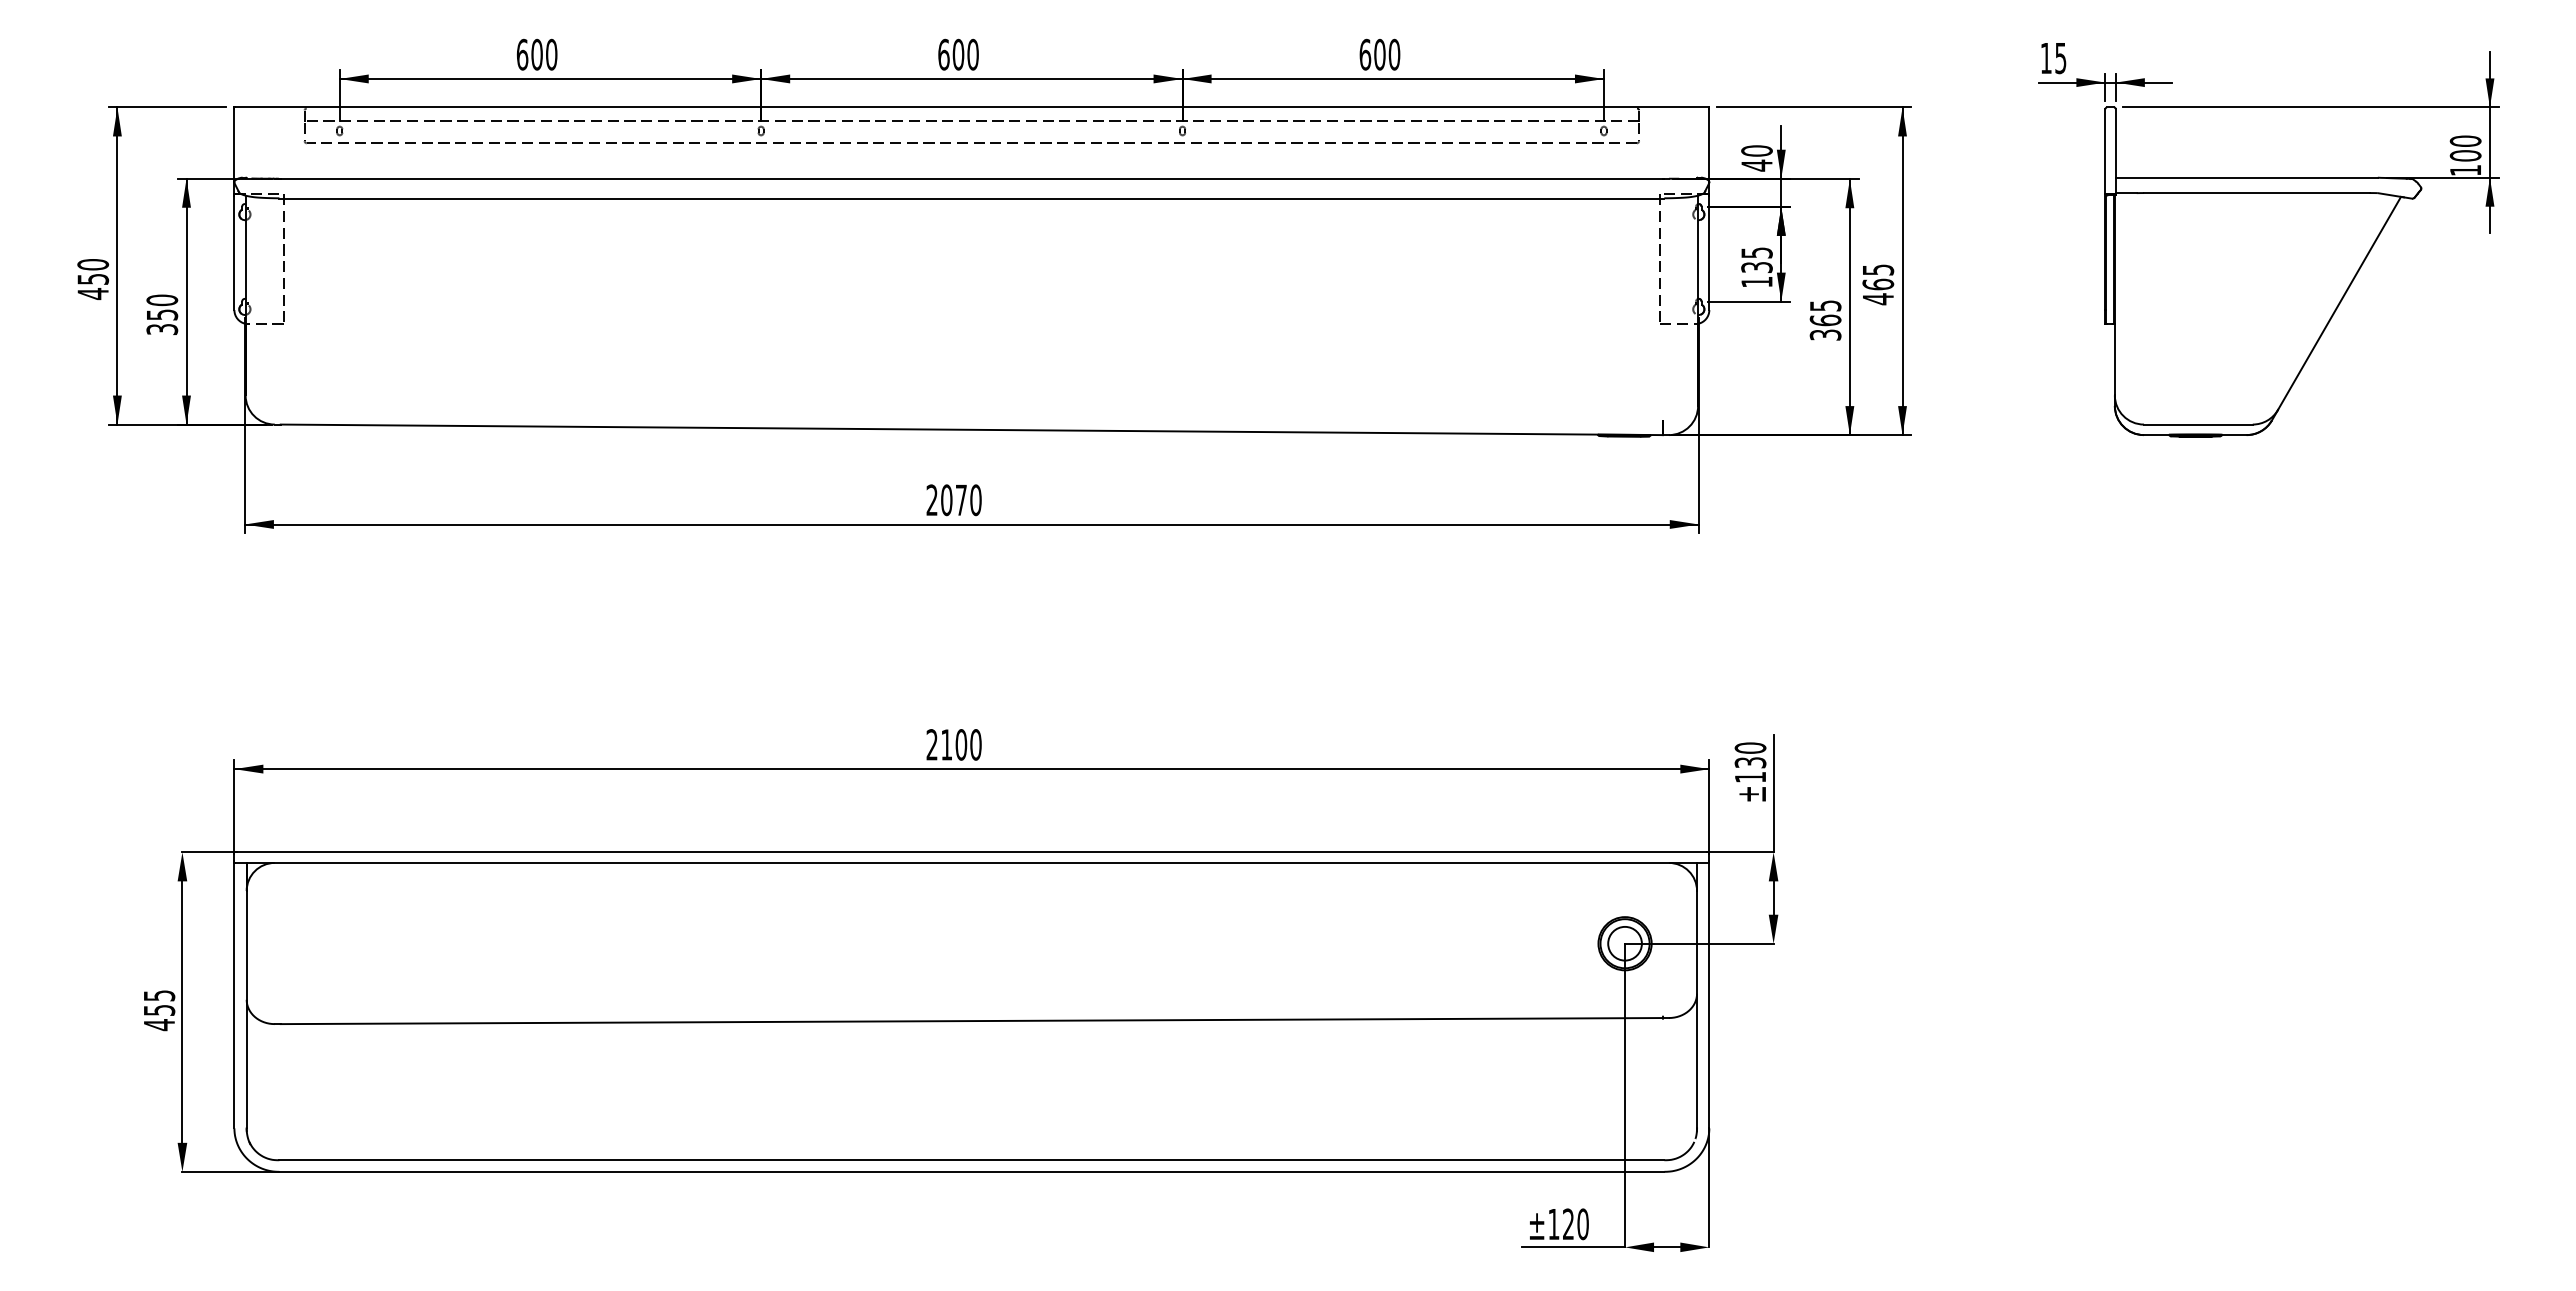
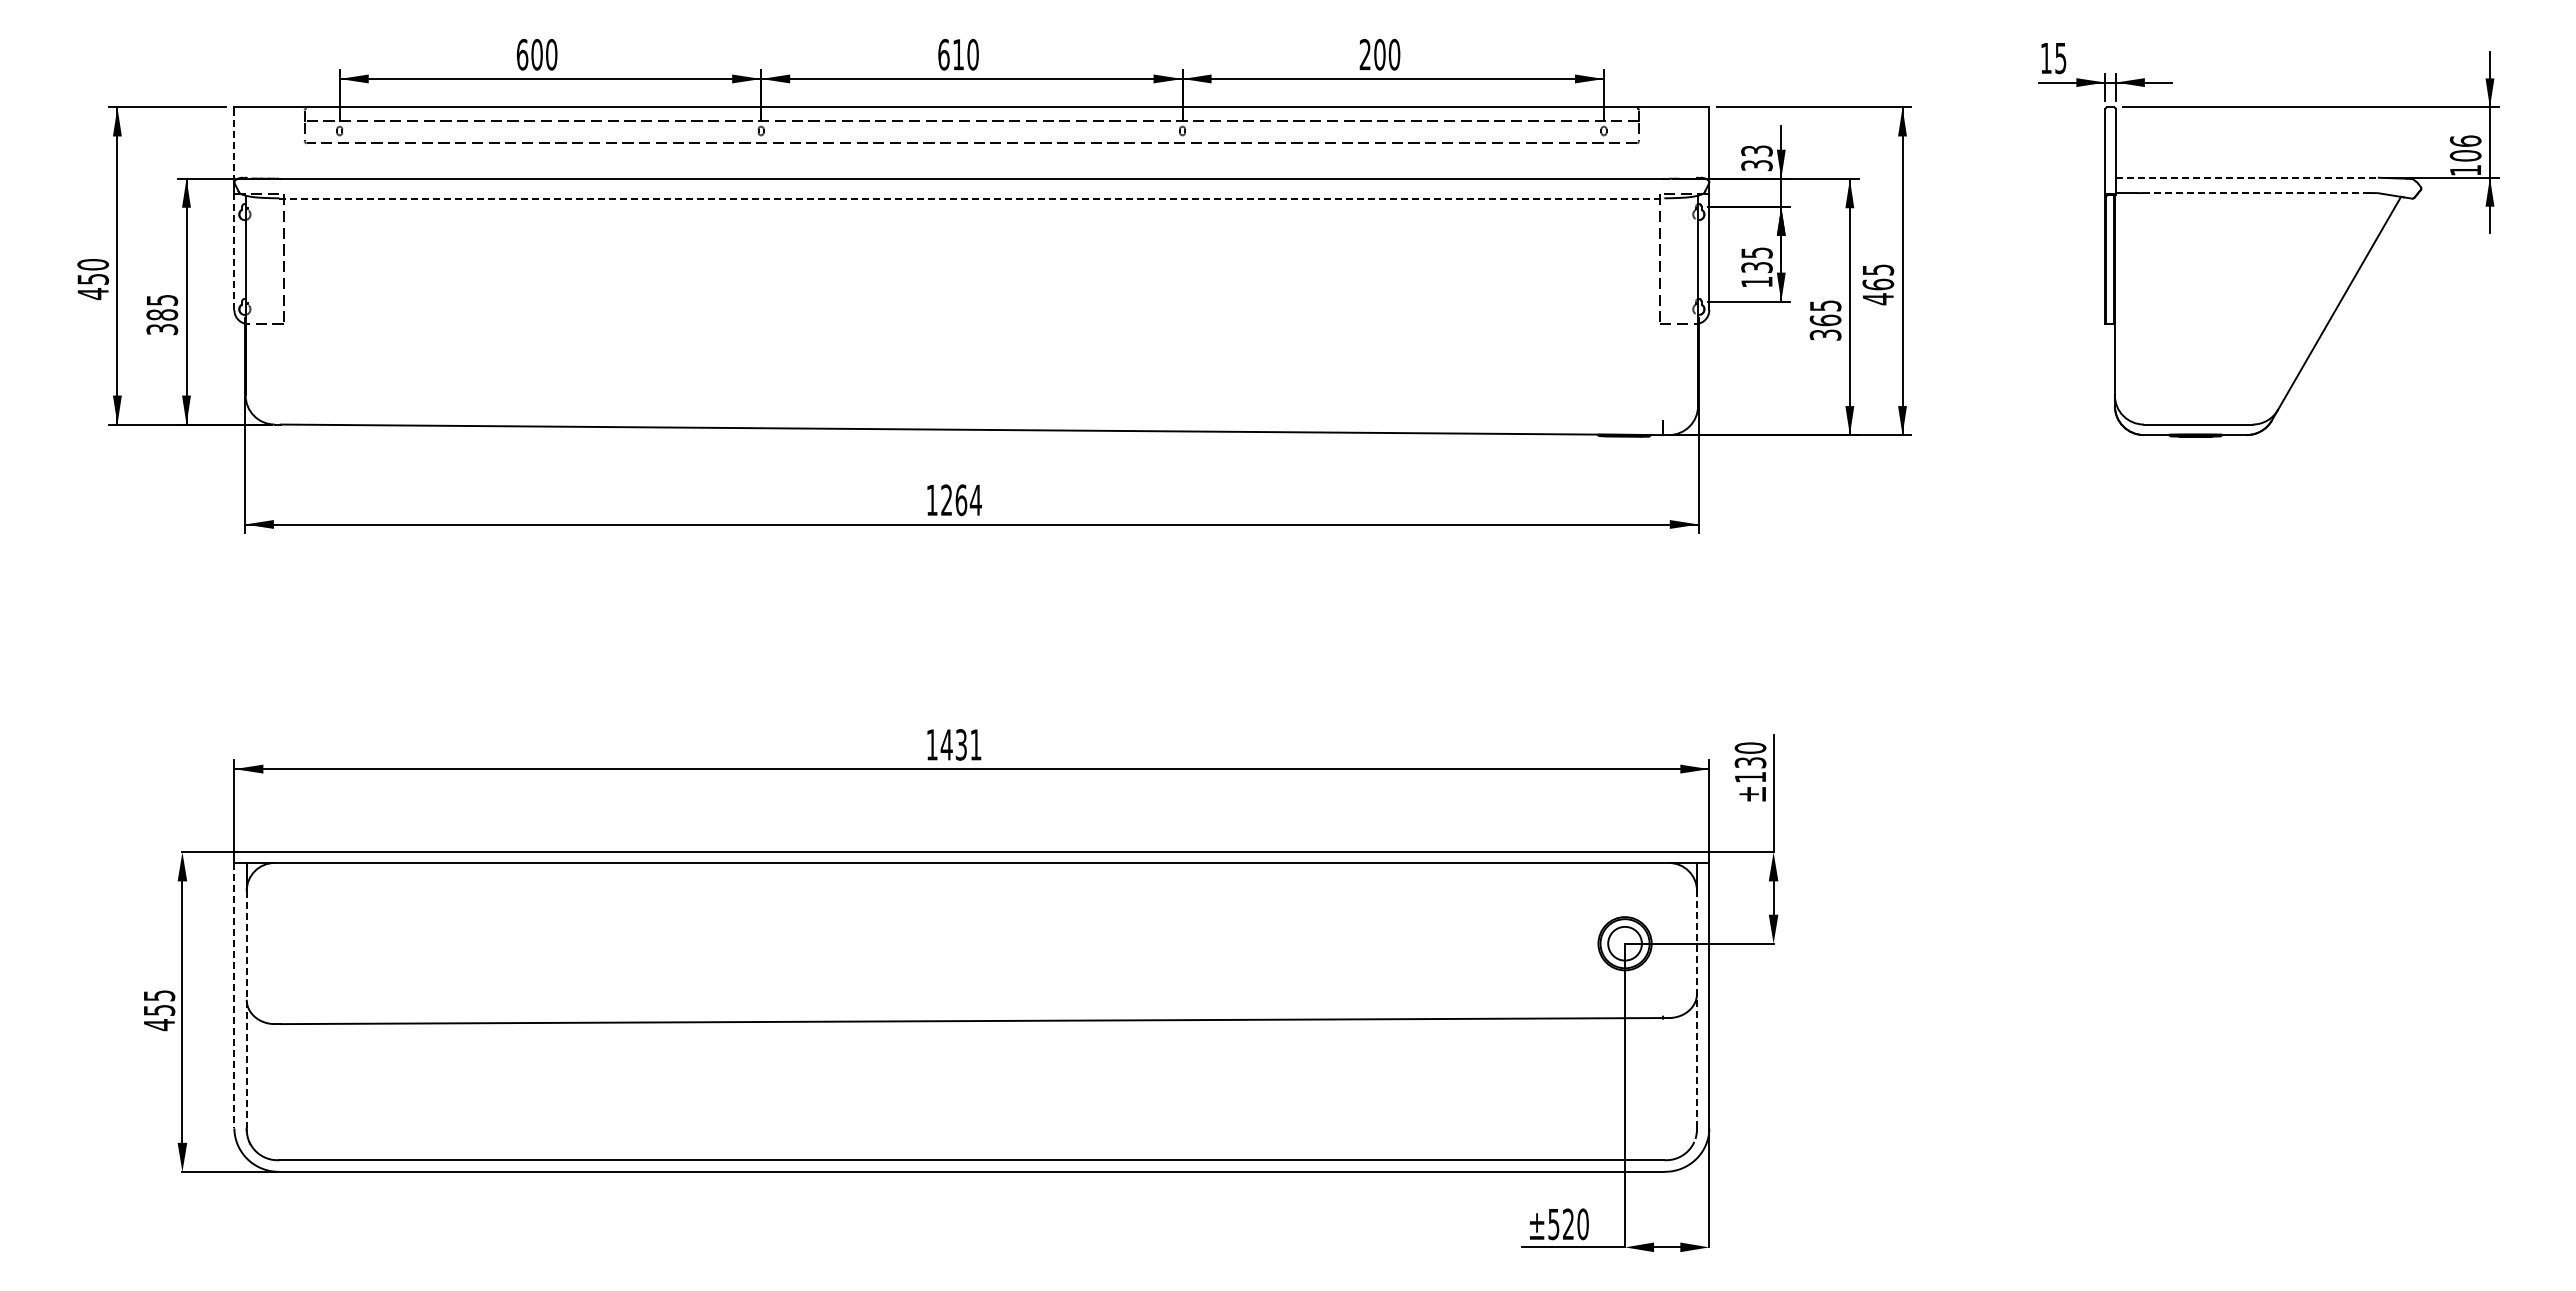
text: 600 -> 610 (958, 54)
text: 600 -> 200 (1365, 54)
text: 100 -> 106 (2465, 140)
line: solid -> dashed (234, 145)
text: 40 -> 33 (1756, 158)
line: solid -> dashed (2246, 177)
line: solid -> dashed (2256, 193)
line: solid -> dashed (972, 198)
line: solid -> dashed (234, 253)
text: 350 -> 385 (162, 307)
text: 2070 -> 1264 (953, 500)
text: 2100 -> 1431 (953, 744)
line: solid -> dashed (234, 995)
line: solid -> dashed (246, 1009)
line: solid -> dashed (1697, 1009)
text: ±120 -> ±520 (1553, 1224)
